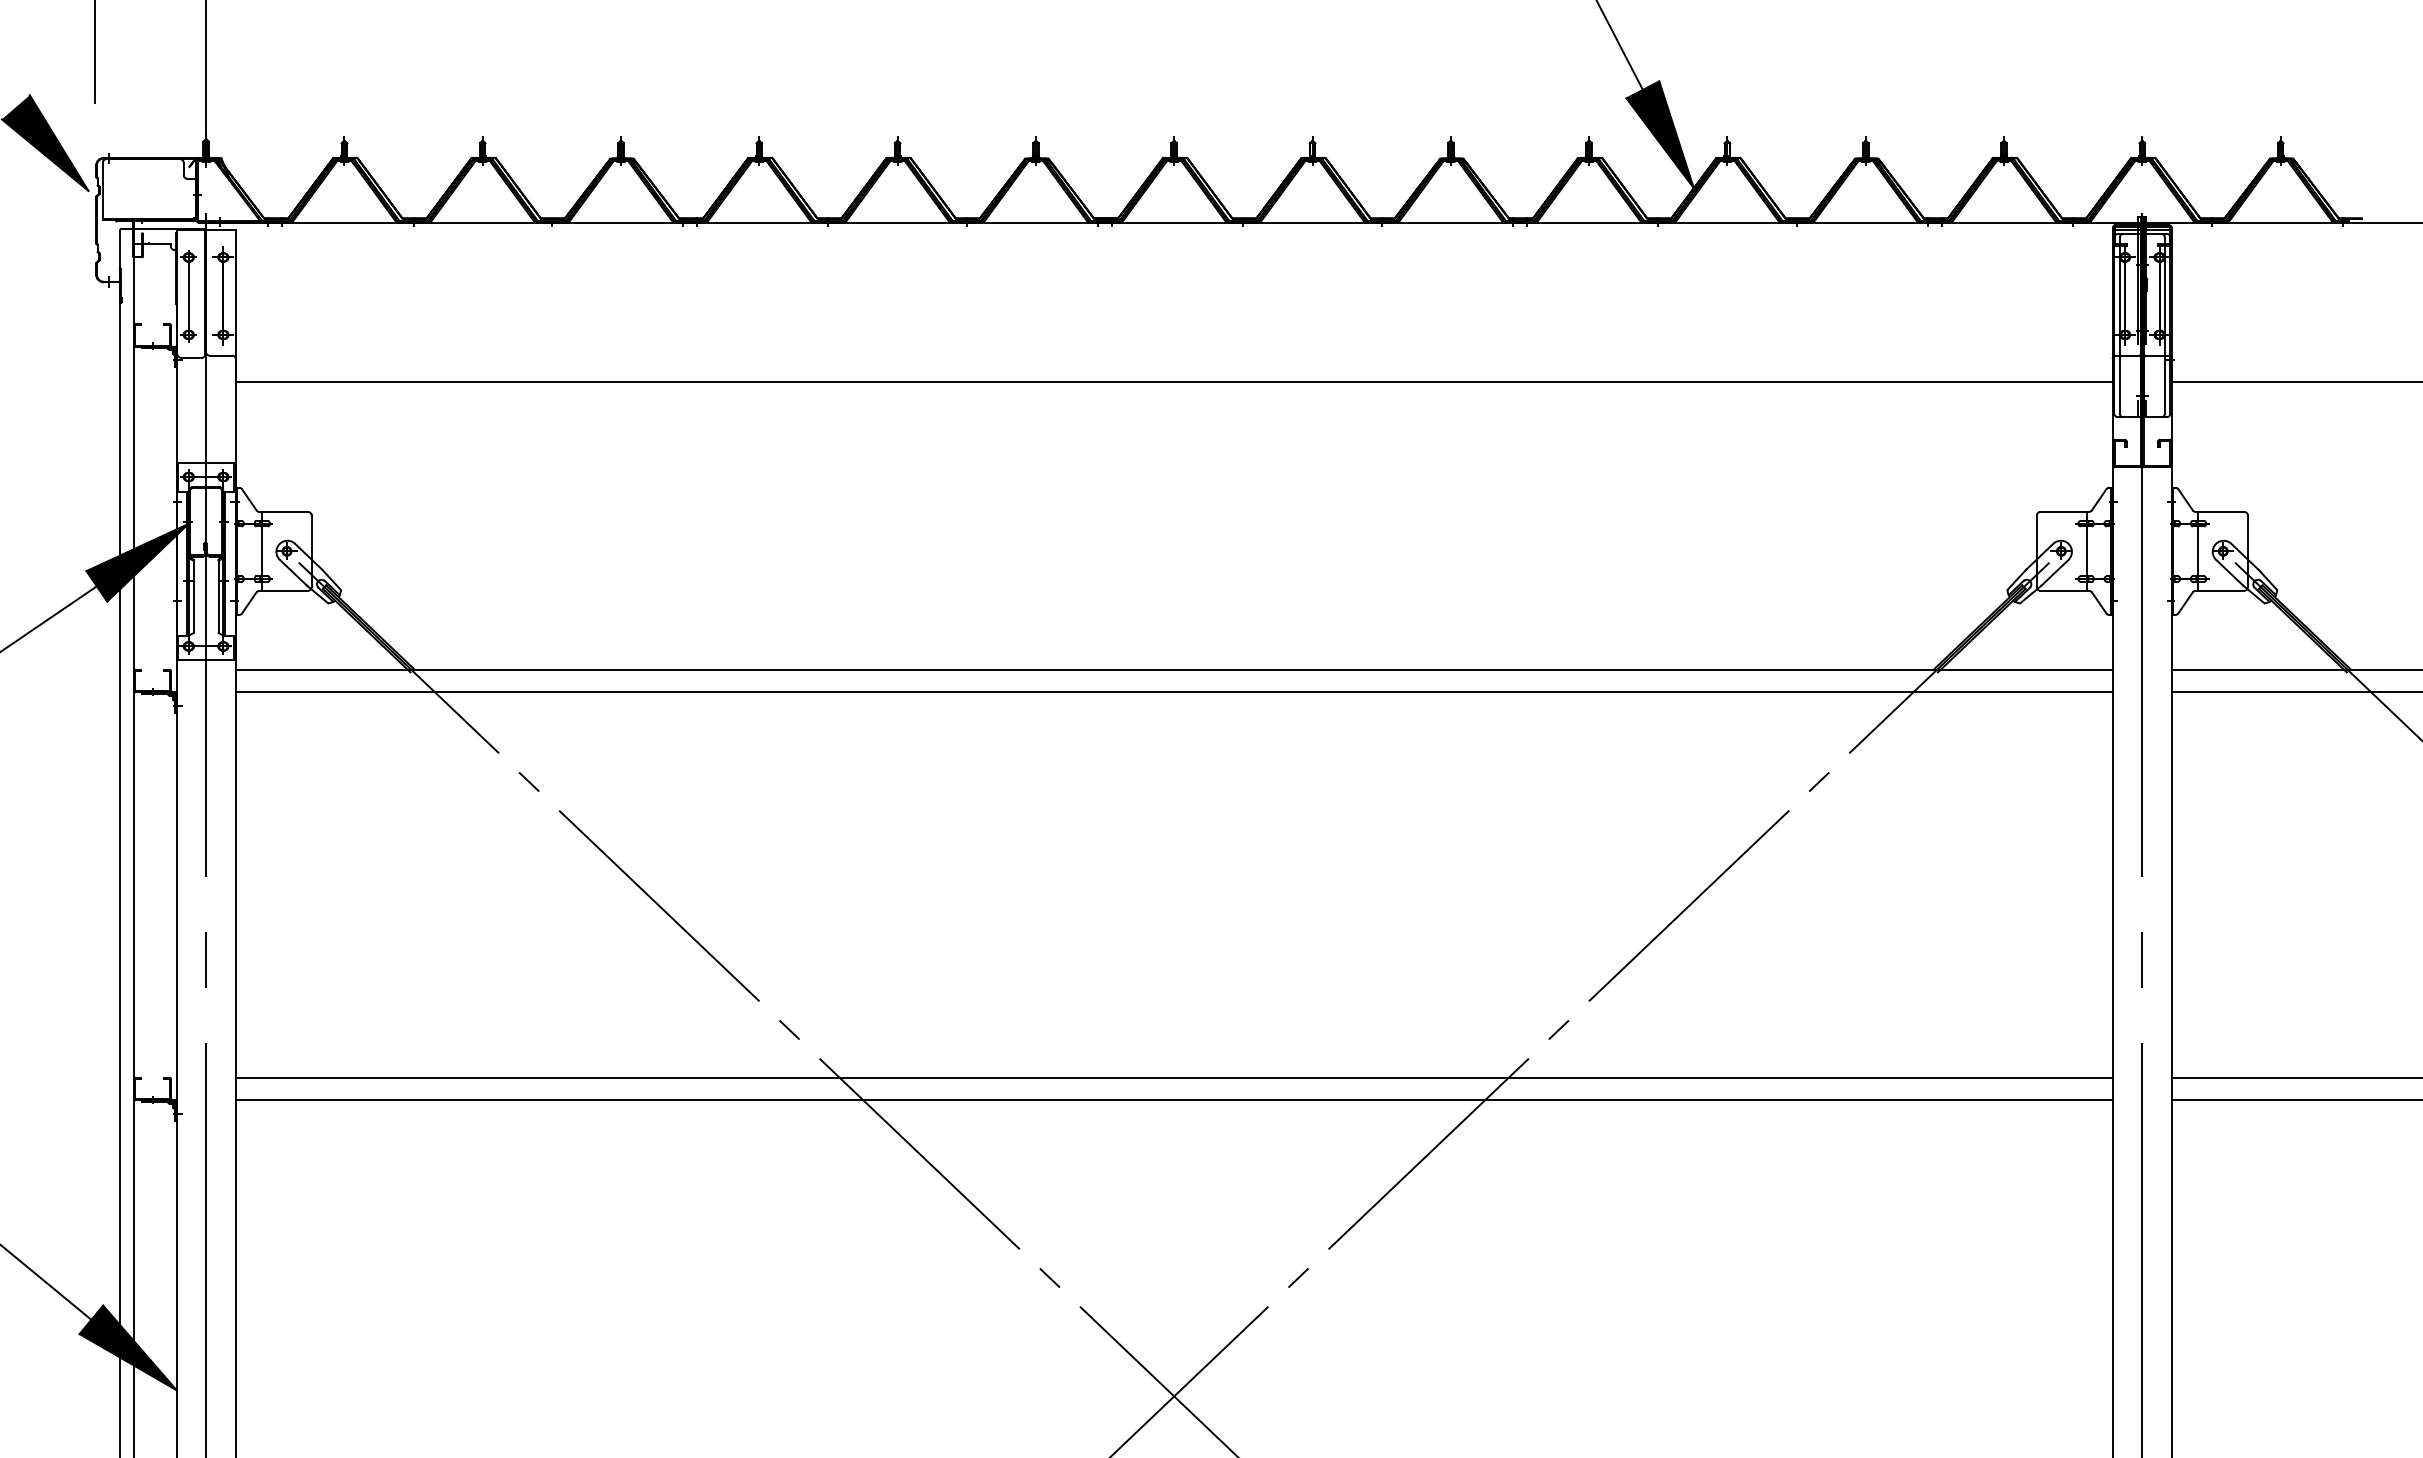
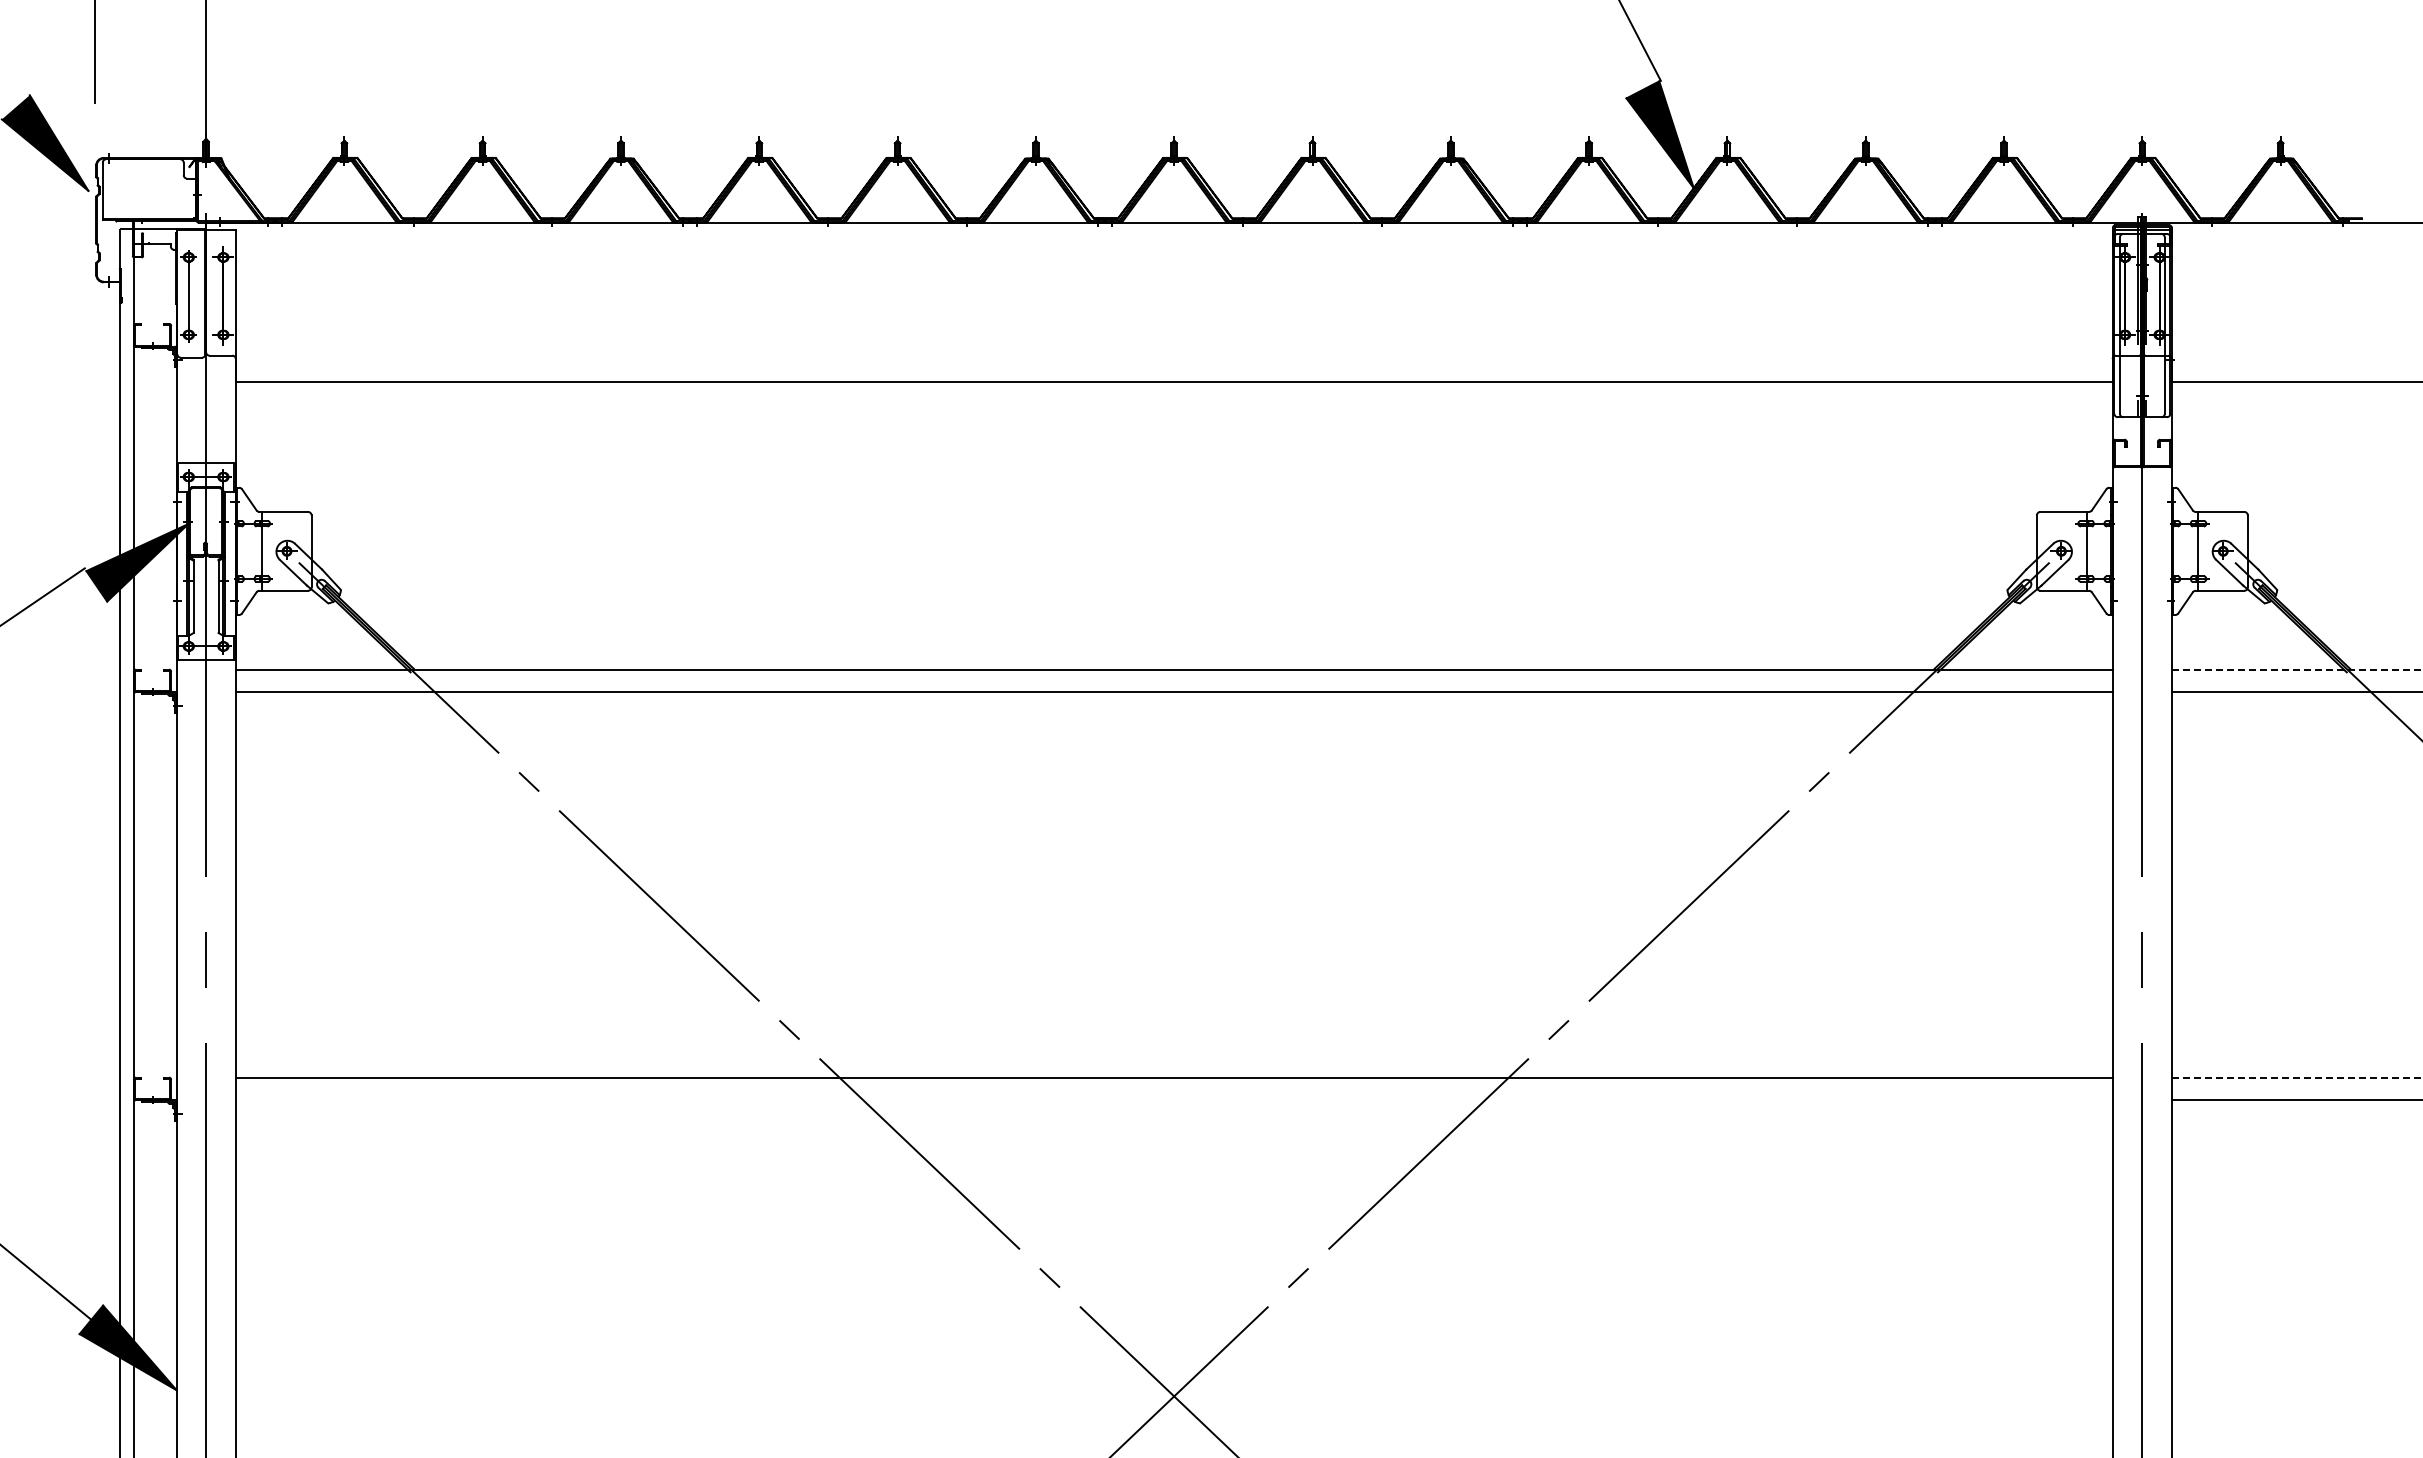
line position: (1619, 45) -> (1640, 41) (1640, 41)
line position: (49, 618) -> (43, 596) (43, 596)
line: solid -> dashed (2297, 669)
line: solid -> dashed (2297, 1077)
line: present -> none (1173, 1100)
